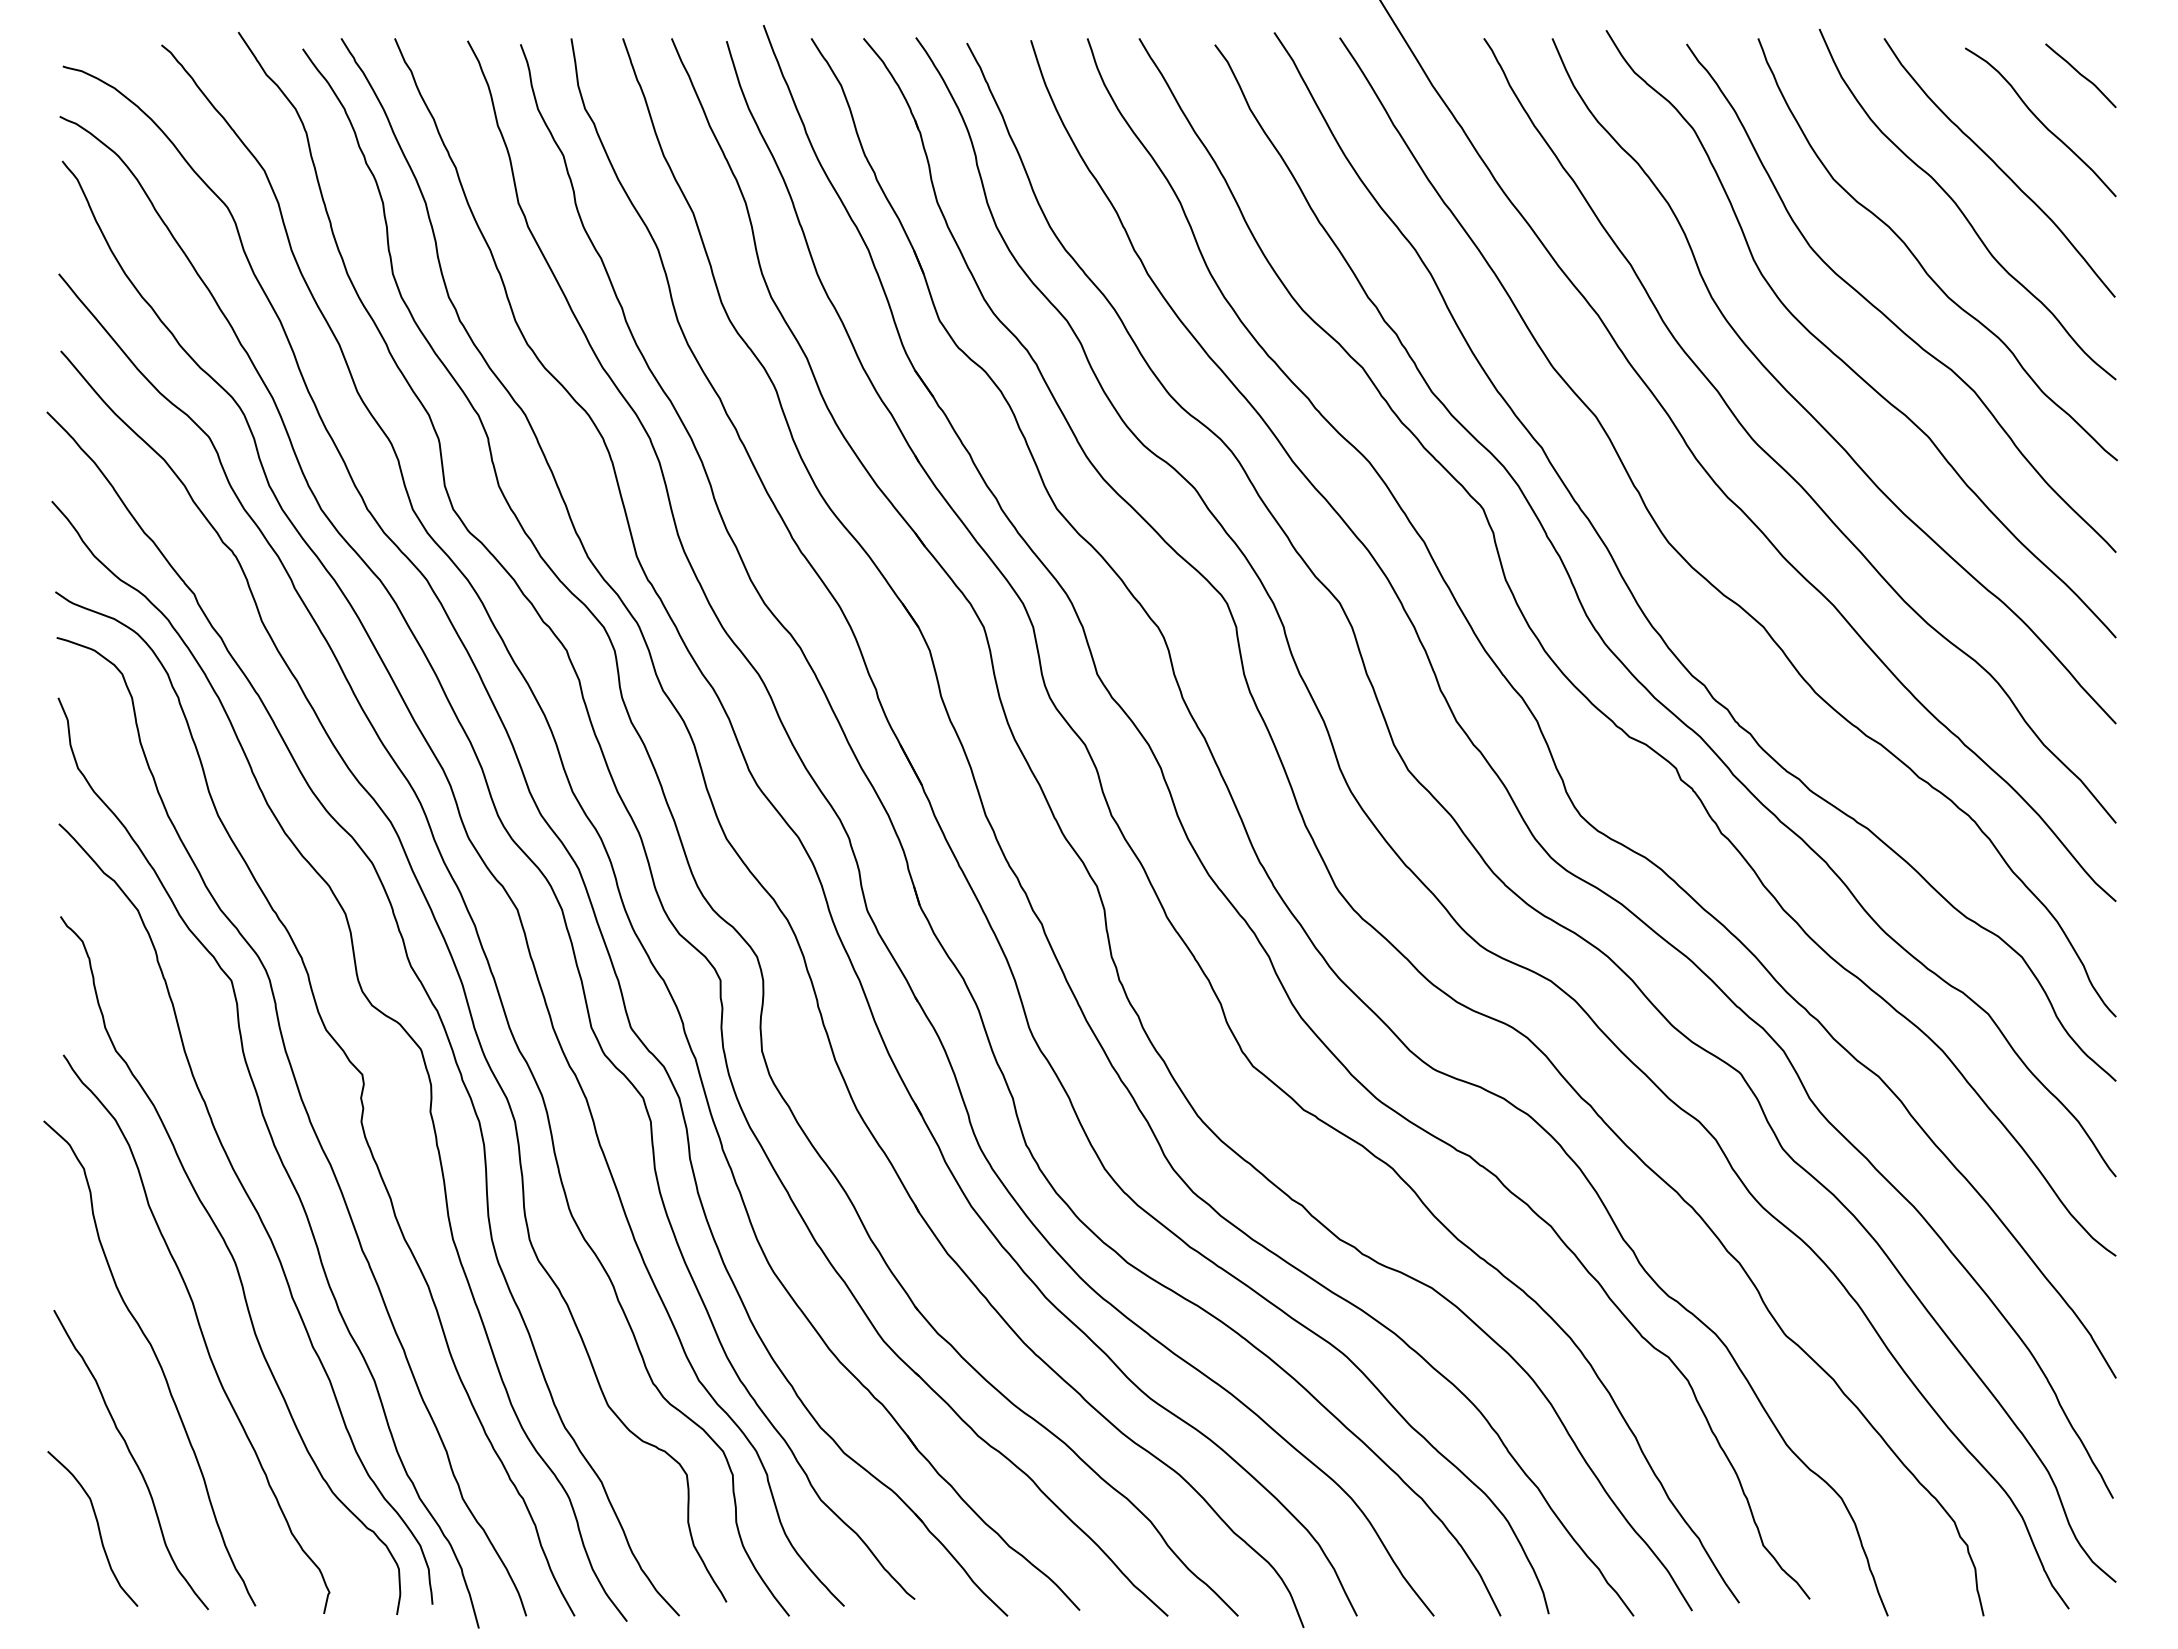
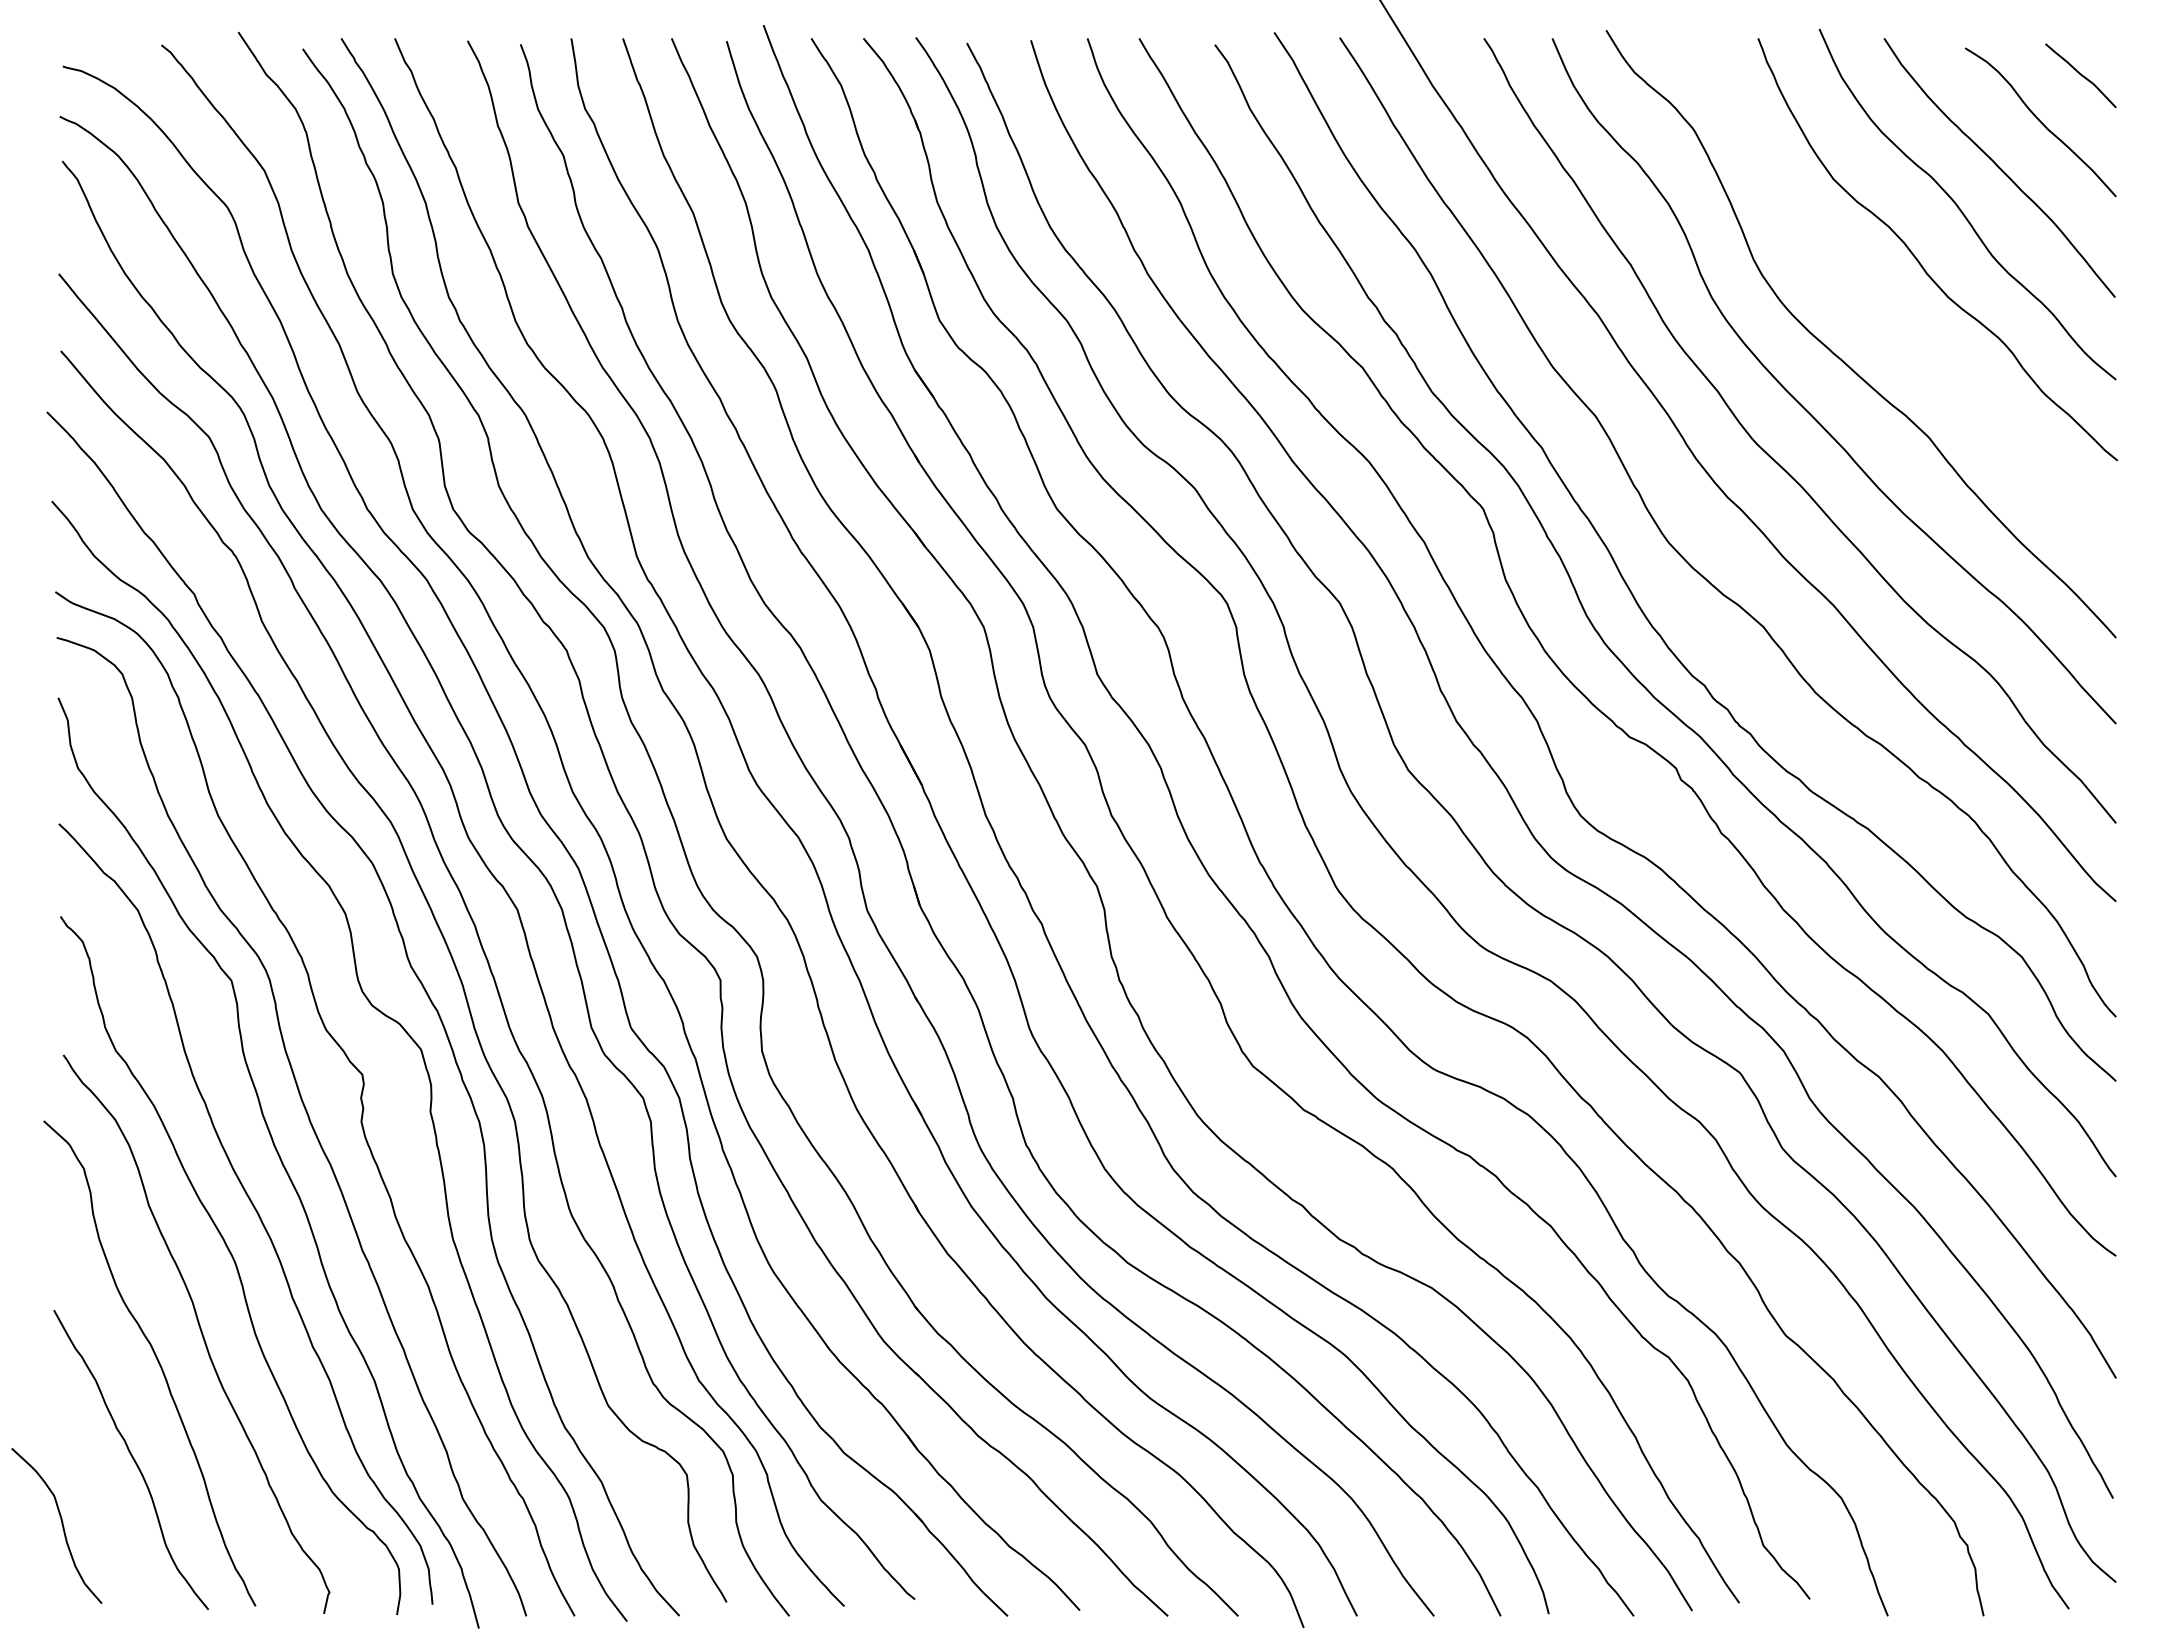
curve: present -> none (1884, 313)
curve position: (97, 1527) -> (61, 1524) (61, 1524)
